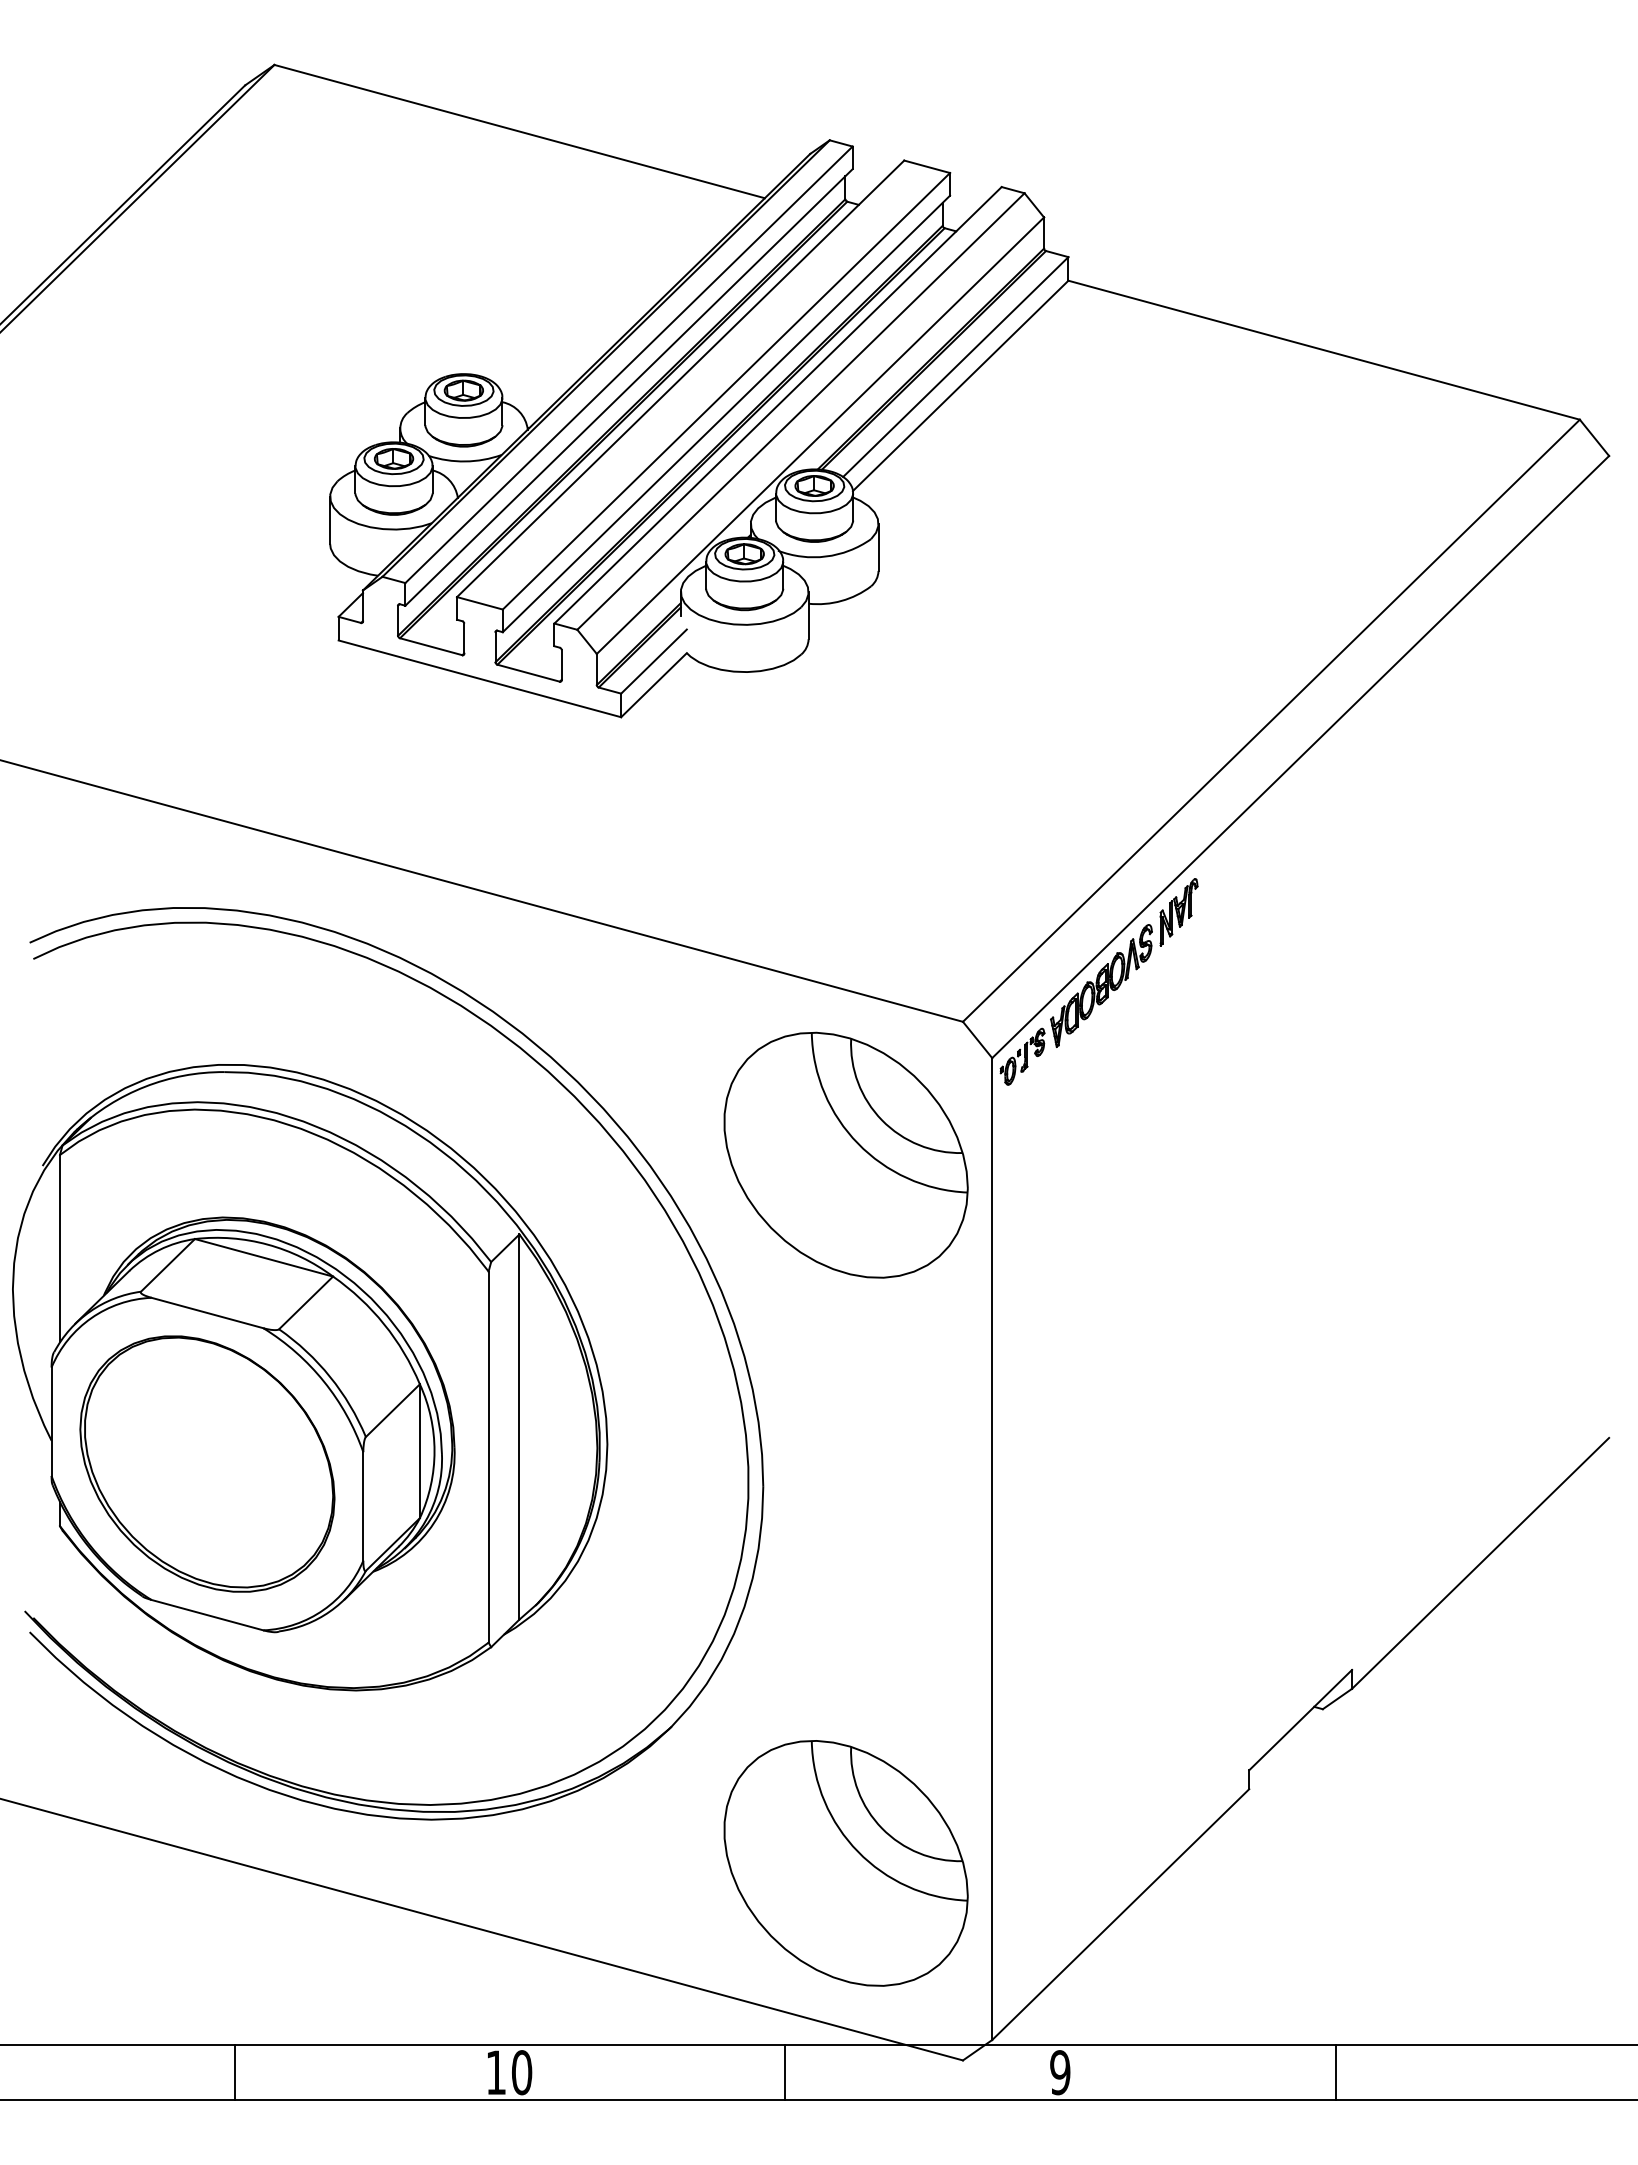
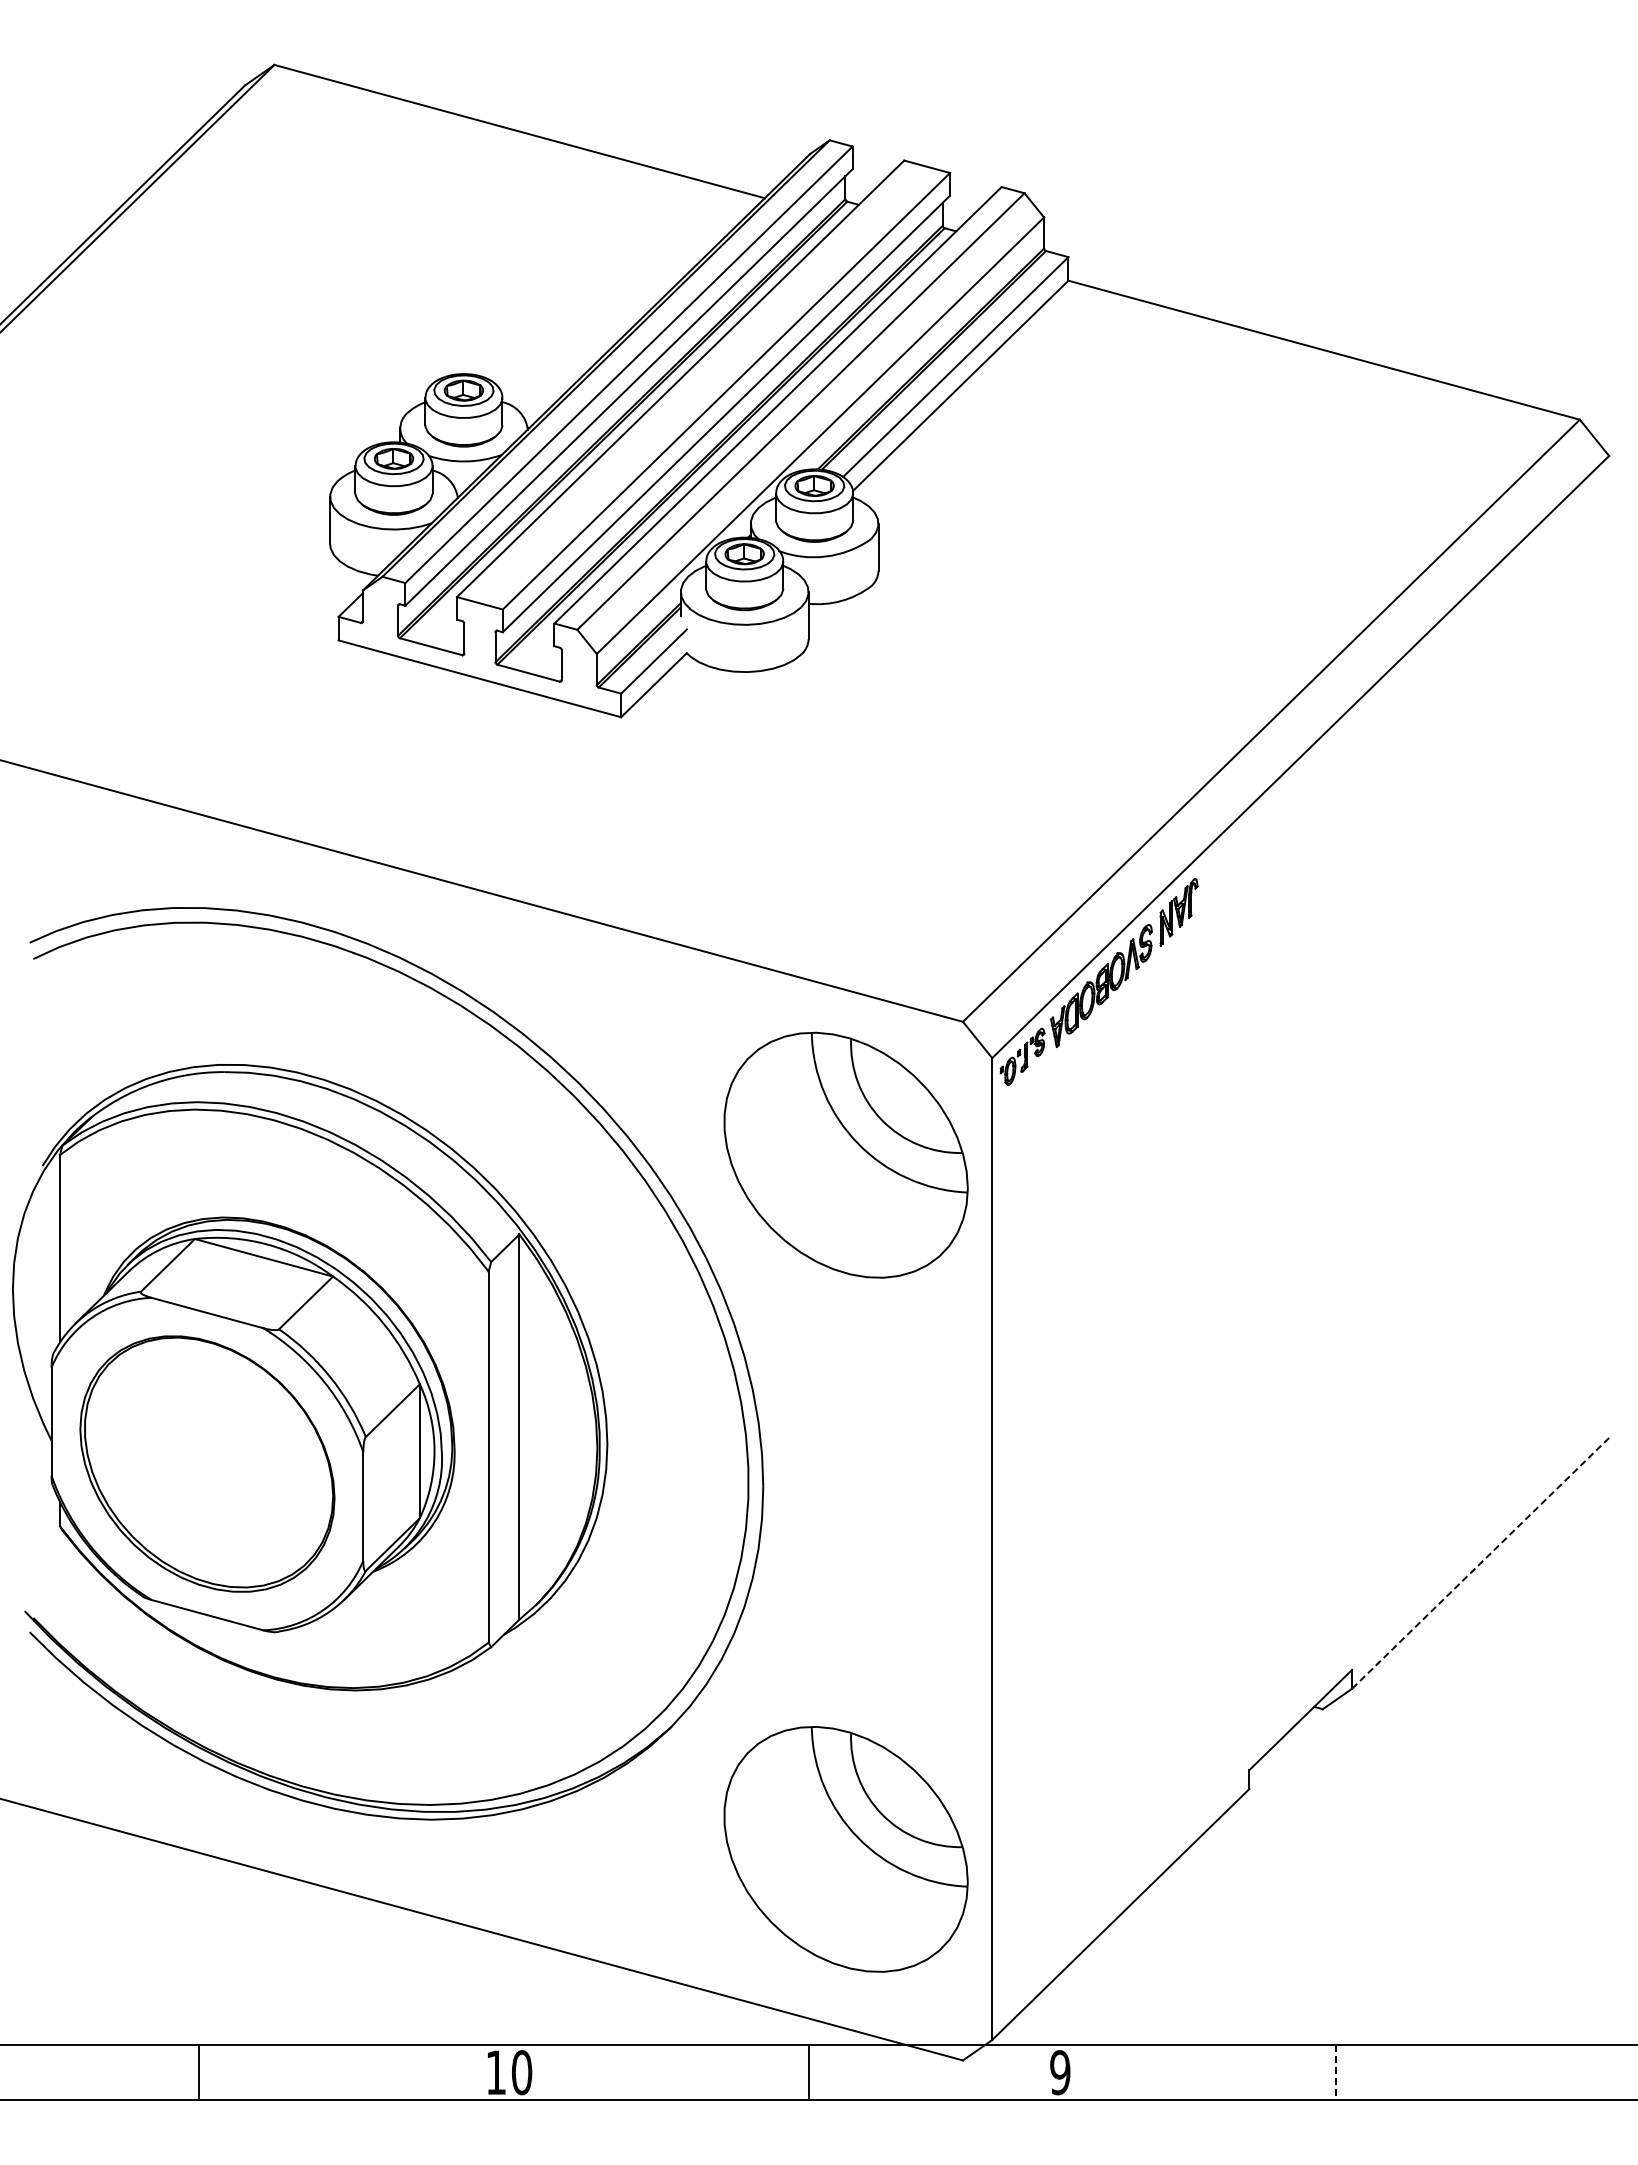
line: solid -> dashed (1480, 1563)
part position: (845, 1863) -> (845, 1849) (845, 1849)
line position: (234, 2072) -> (198, 2072) (198, 2072)
line position: (785, 2072) -> (809, 2072) (809, 2072)
line: solid -> dashed (1336, 2072)
